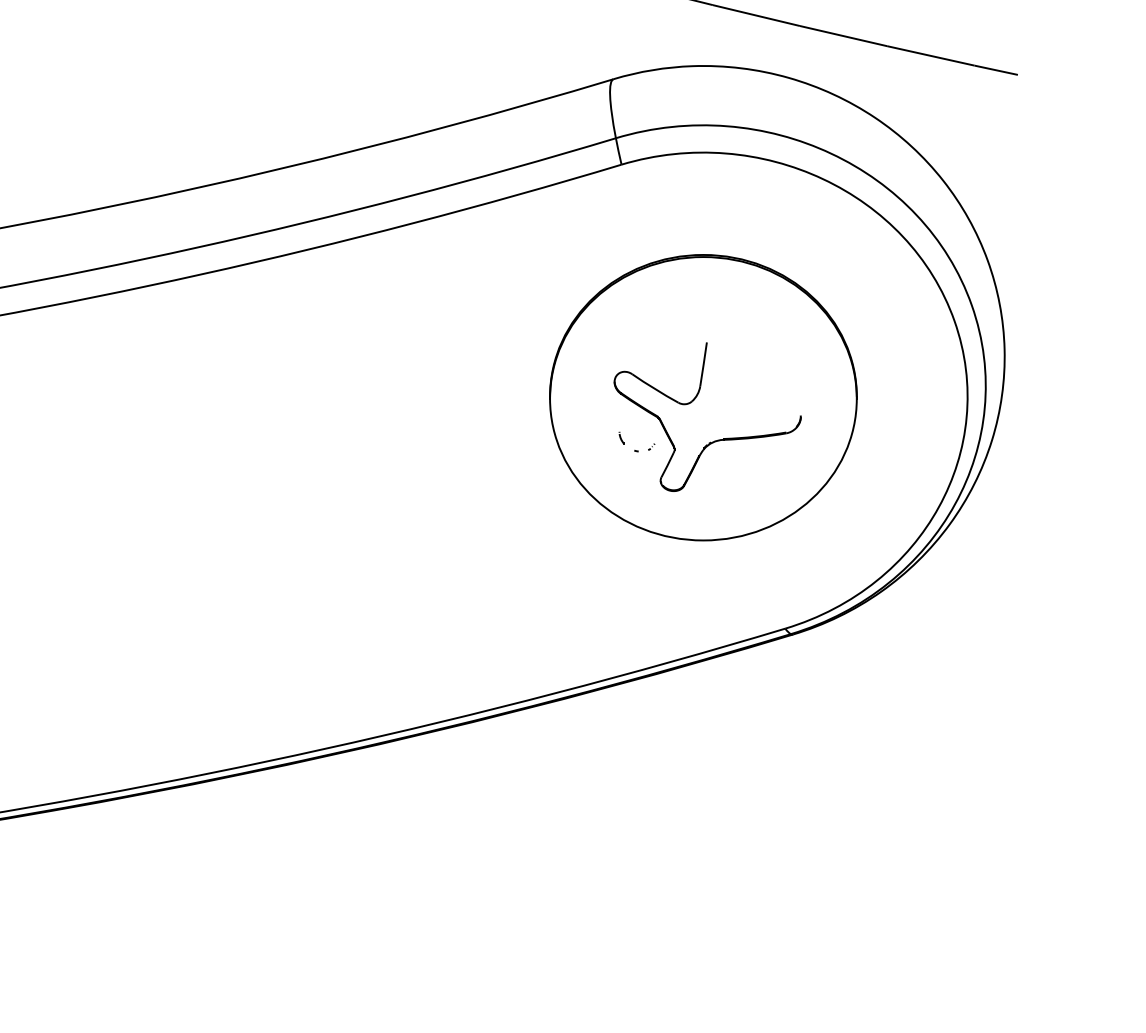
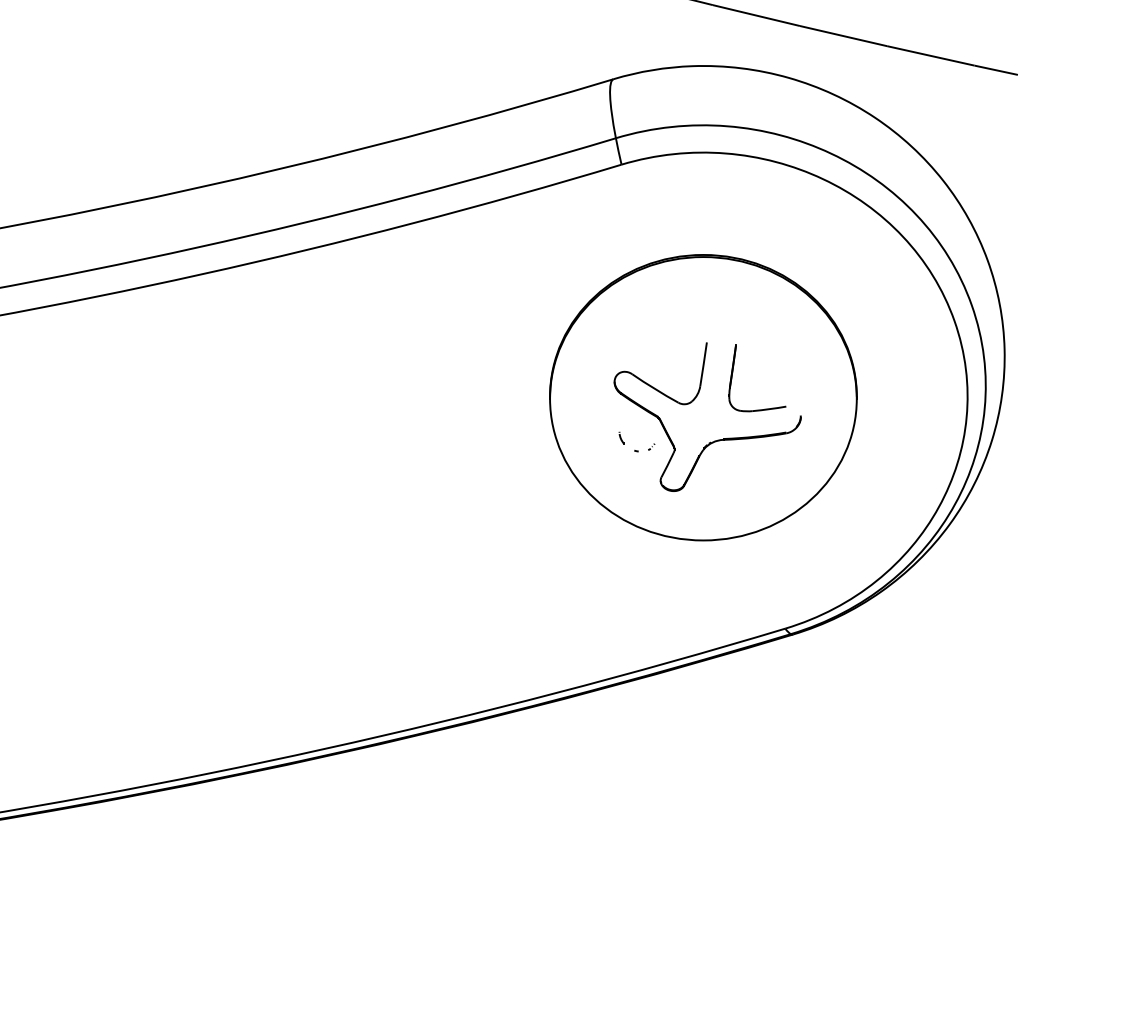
part: none -> present (733, 372)
